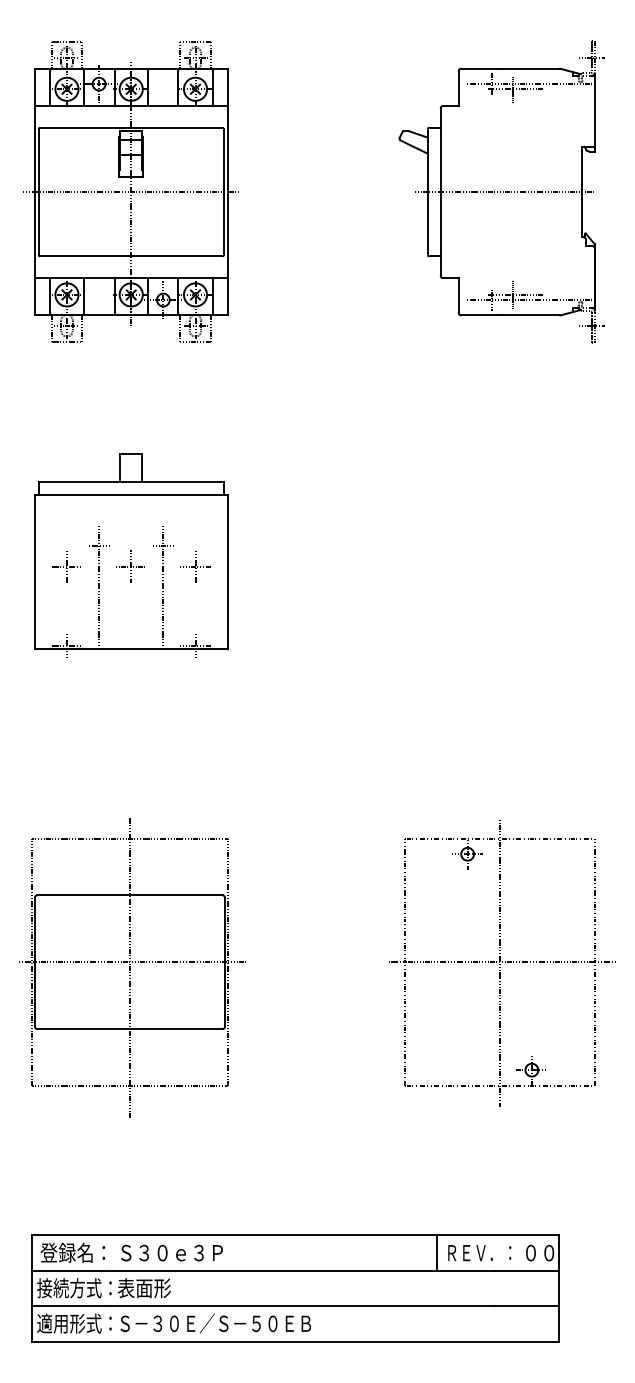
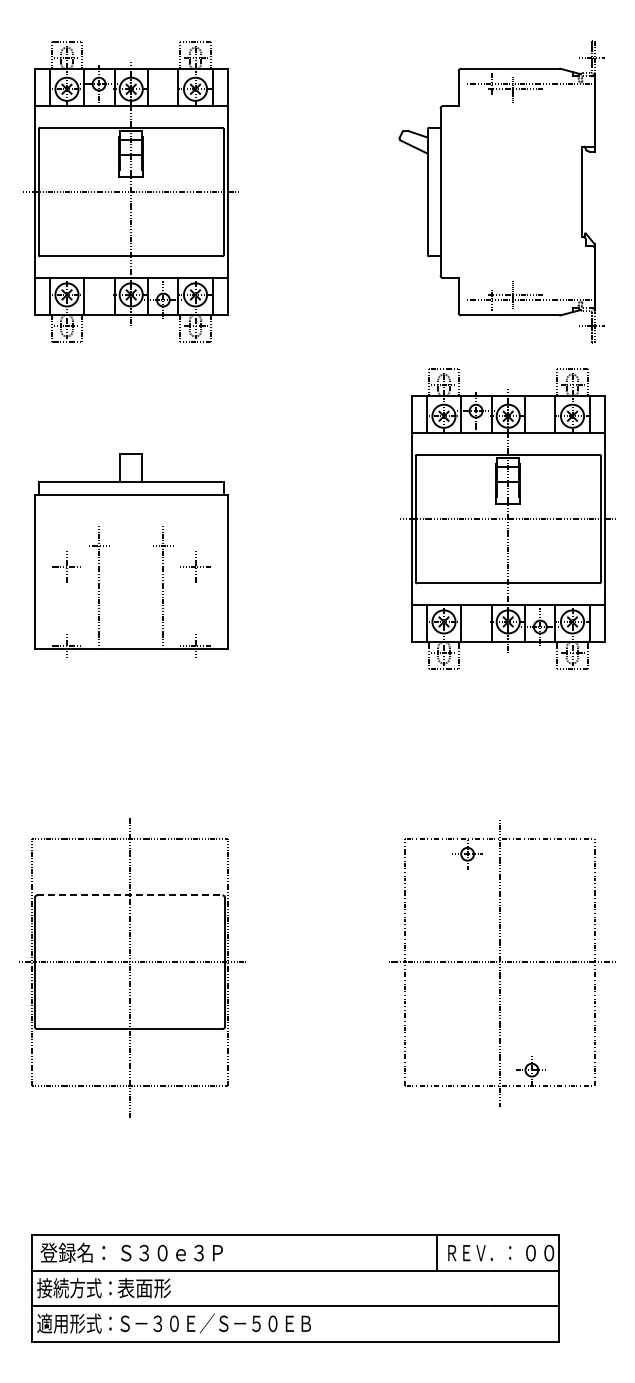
line: present -> none (504, 192)
part: none -> present (507, 518)
part: present -> none (130, 566)
line: solid -> dashed (129, 895)
